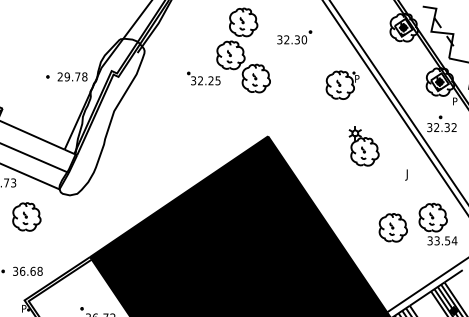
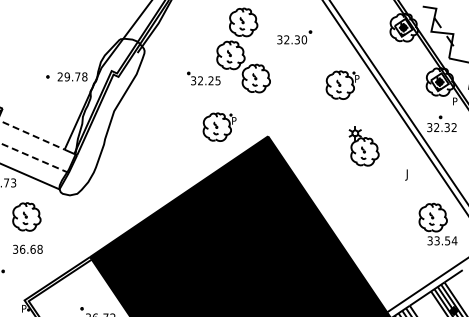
part: none -> present (219, 126)
line: solid -> dashed (32, 135)
line: solid -> dashed (33, 157)
part: present -> none (392, 227)
text position: (27, 270) -> (27, 248) (27, 248)
